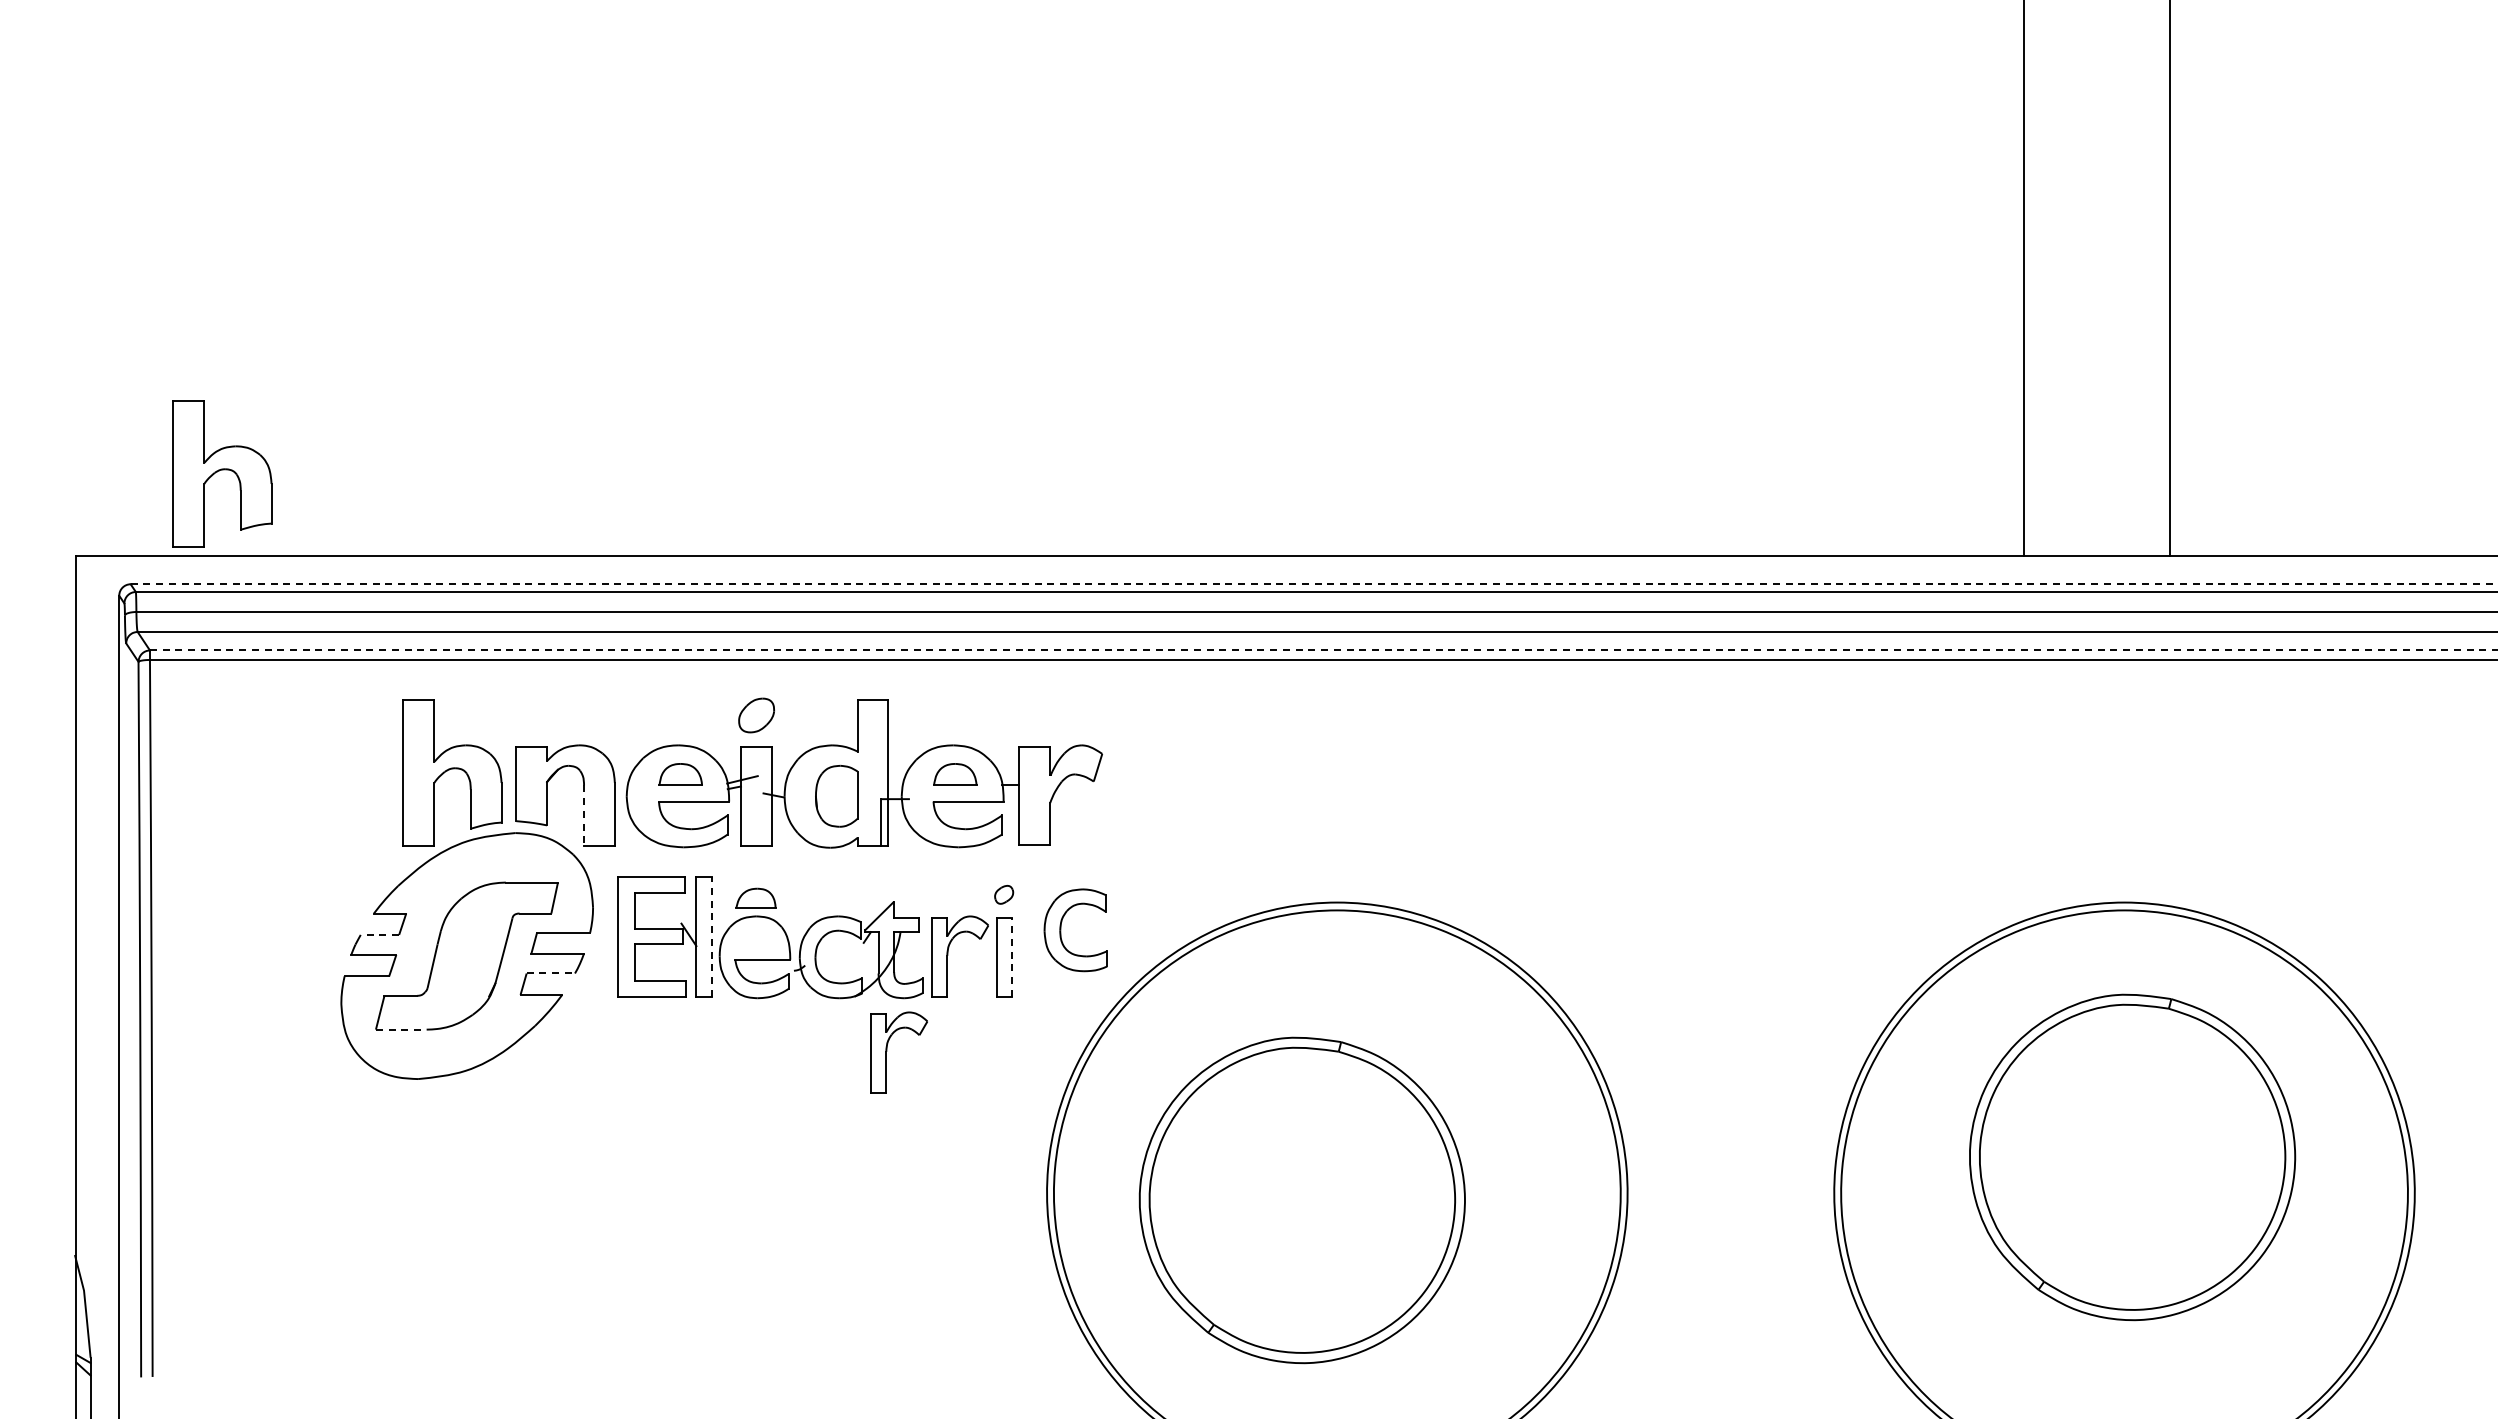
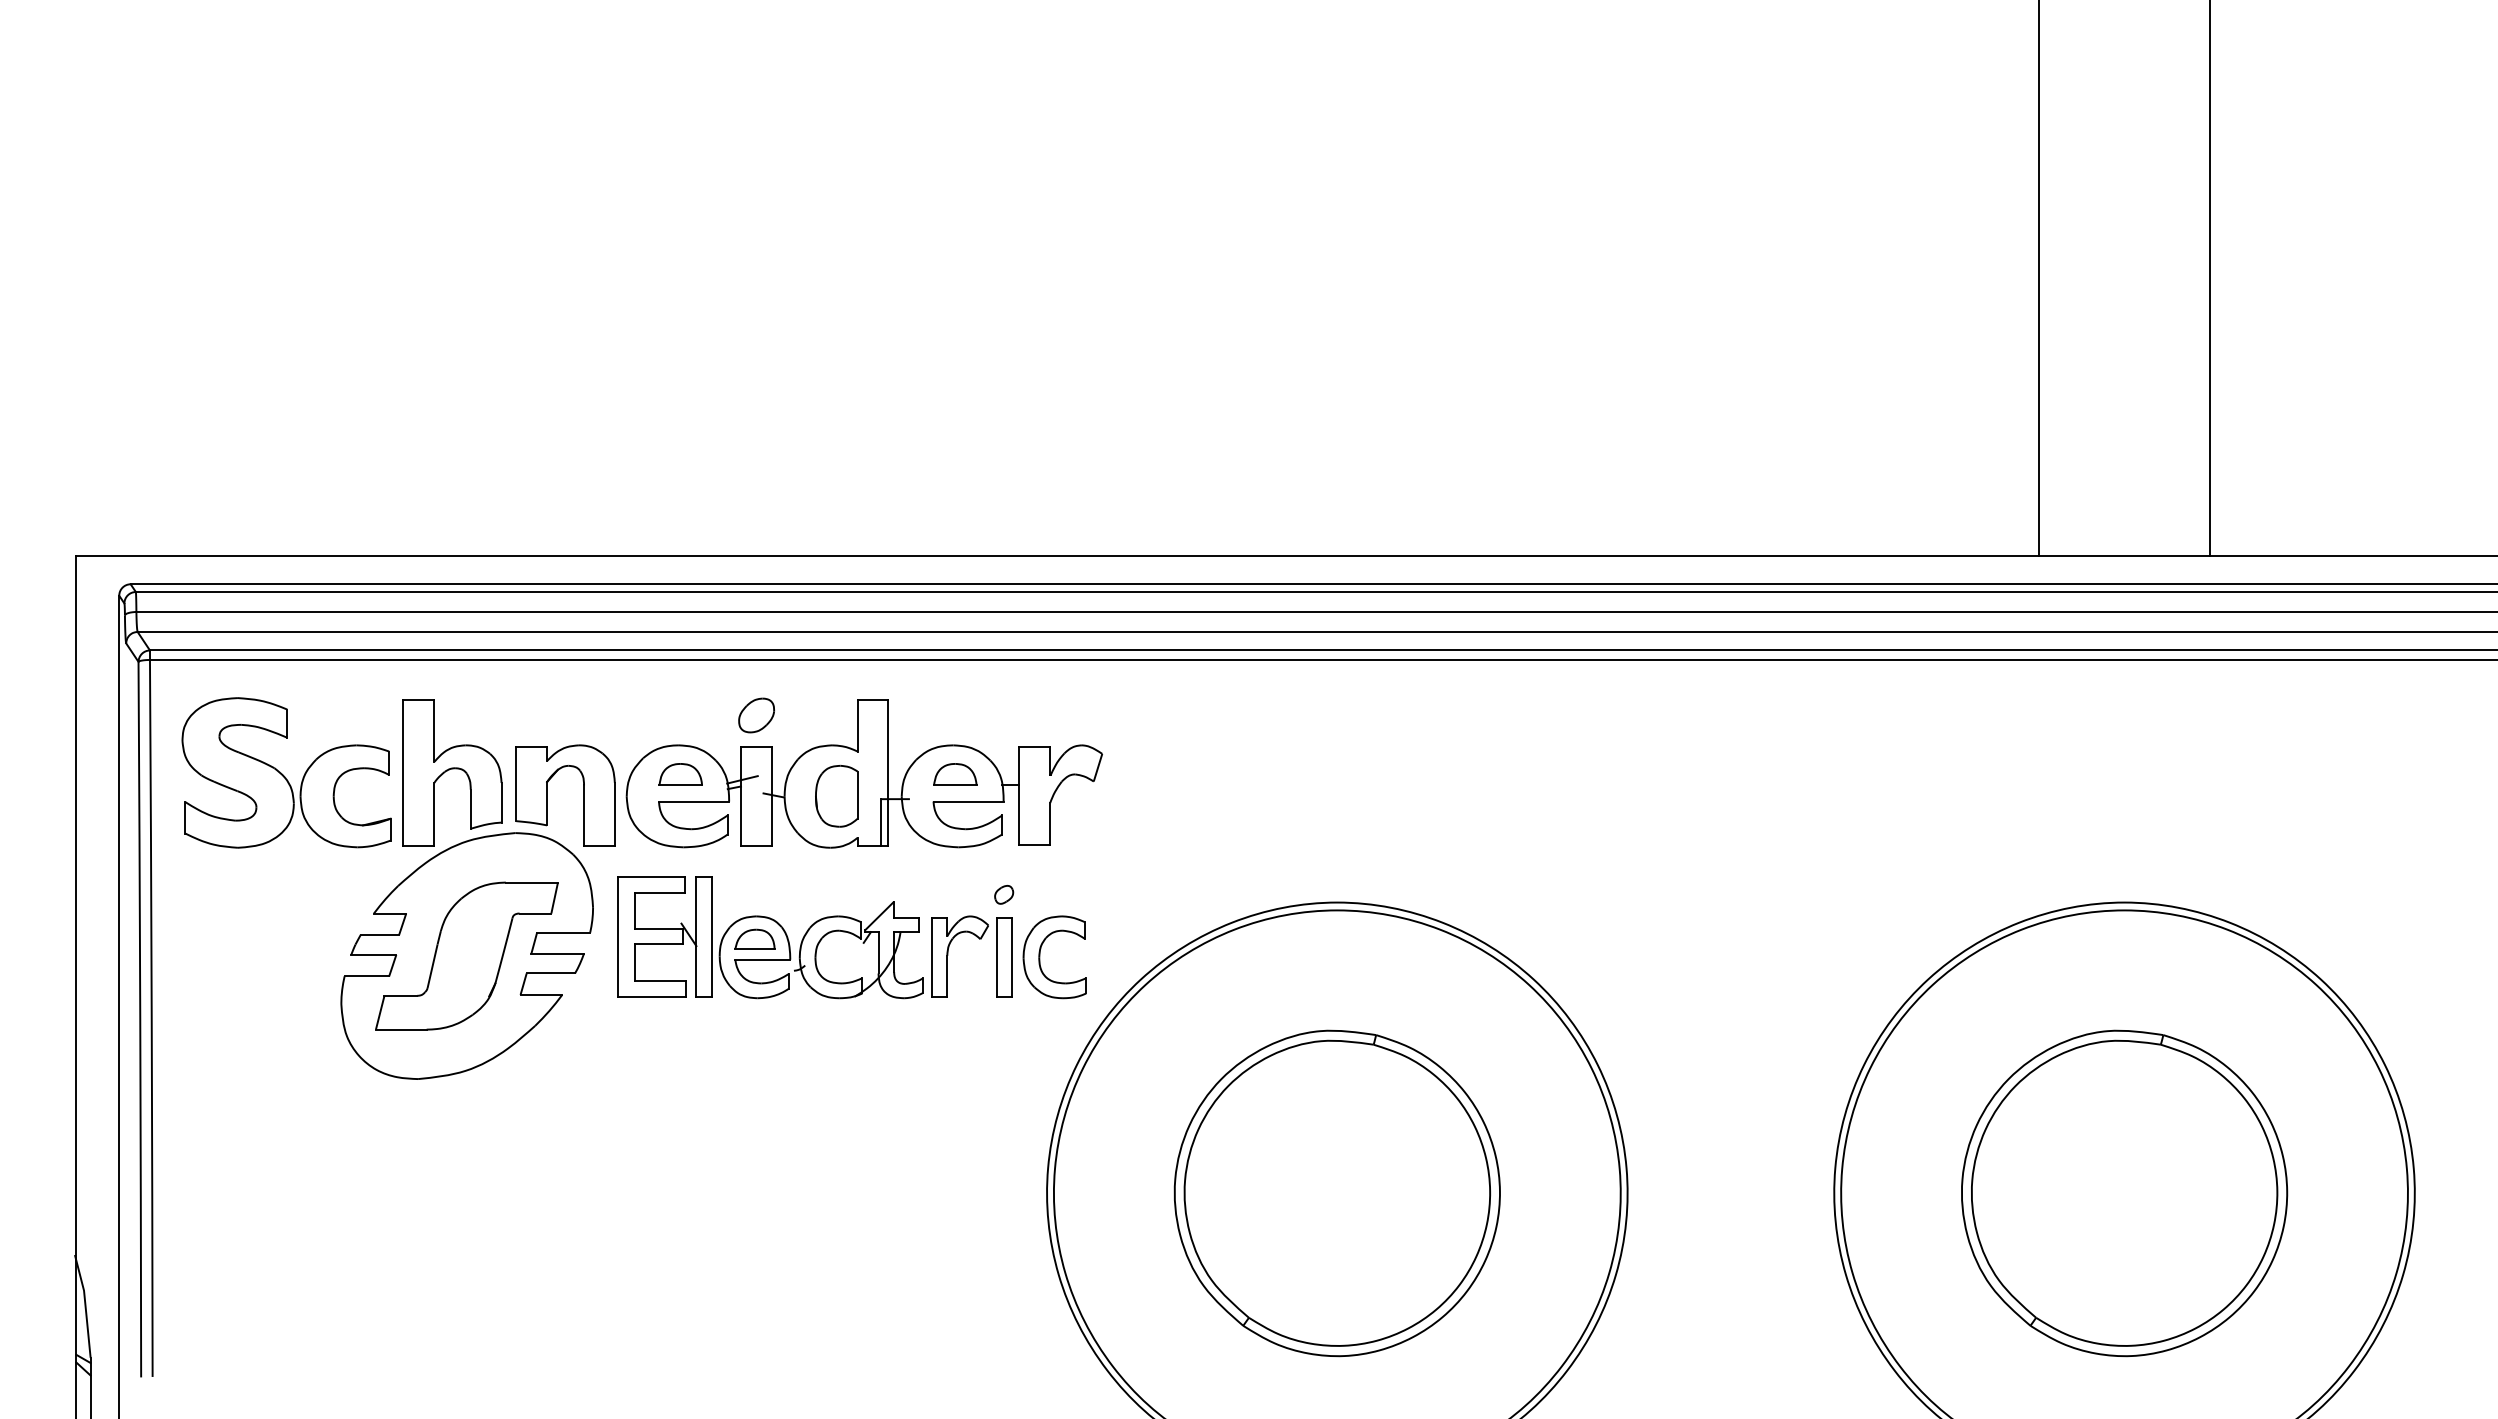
line position: (2023, 278) -> (2038, 278) (2038, 278)
line position: (2170, 278) -> (2210, 278) (2210, 278)
part: present -> none (222, 473)
line: dashed -> solid (1314, 584)
line: dashed -> solid (1323, 650)
part: none -> present (286, 772)
line: dashed -> solid (584, 816)
part position: (755, 897) -> (754, 938) (754, 938)
part position: (1061, 930) -> (1040, 957) (1040, 957)
line: dashed -> solid (379, 934)
line: dashed -> solid (711, 937)
line: dashed -> solid (1011, 957)
line: dashed -> solid (551, 973)
line: dashed -> solid (401, 1029)
part: present -> none (887, 1051)
part position: (2132, 1157) -> (2124, 1193) (2124, 1193)
part position: (1301, 1200) -> (1336, 1193) (1336, 1193)
